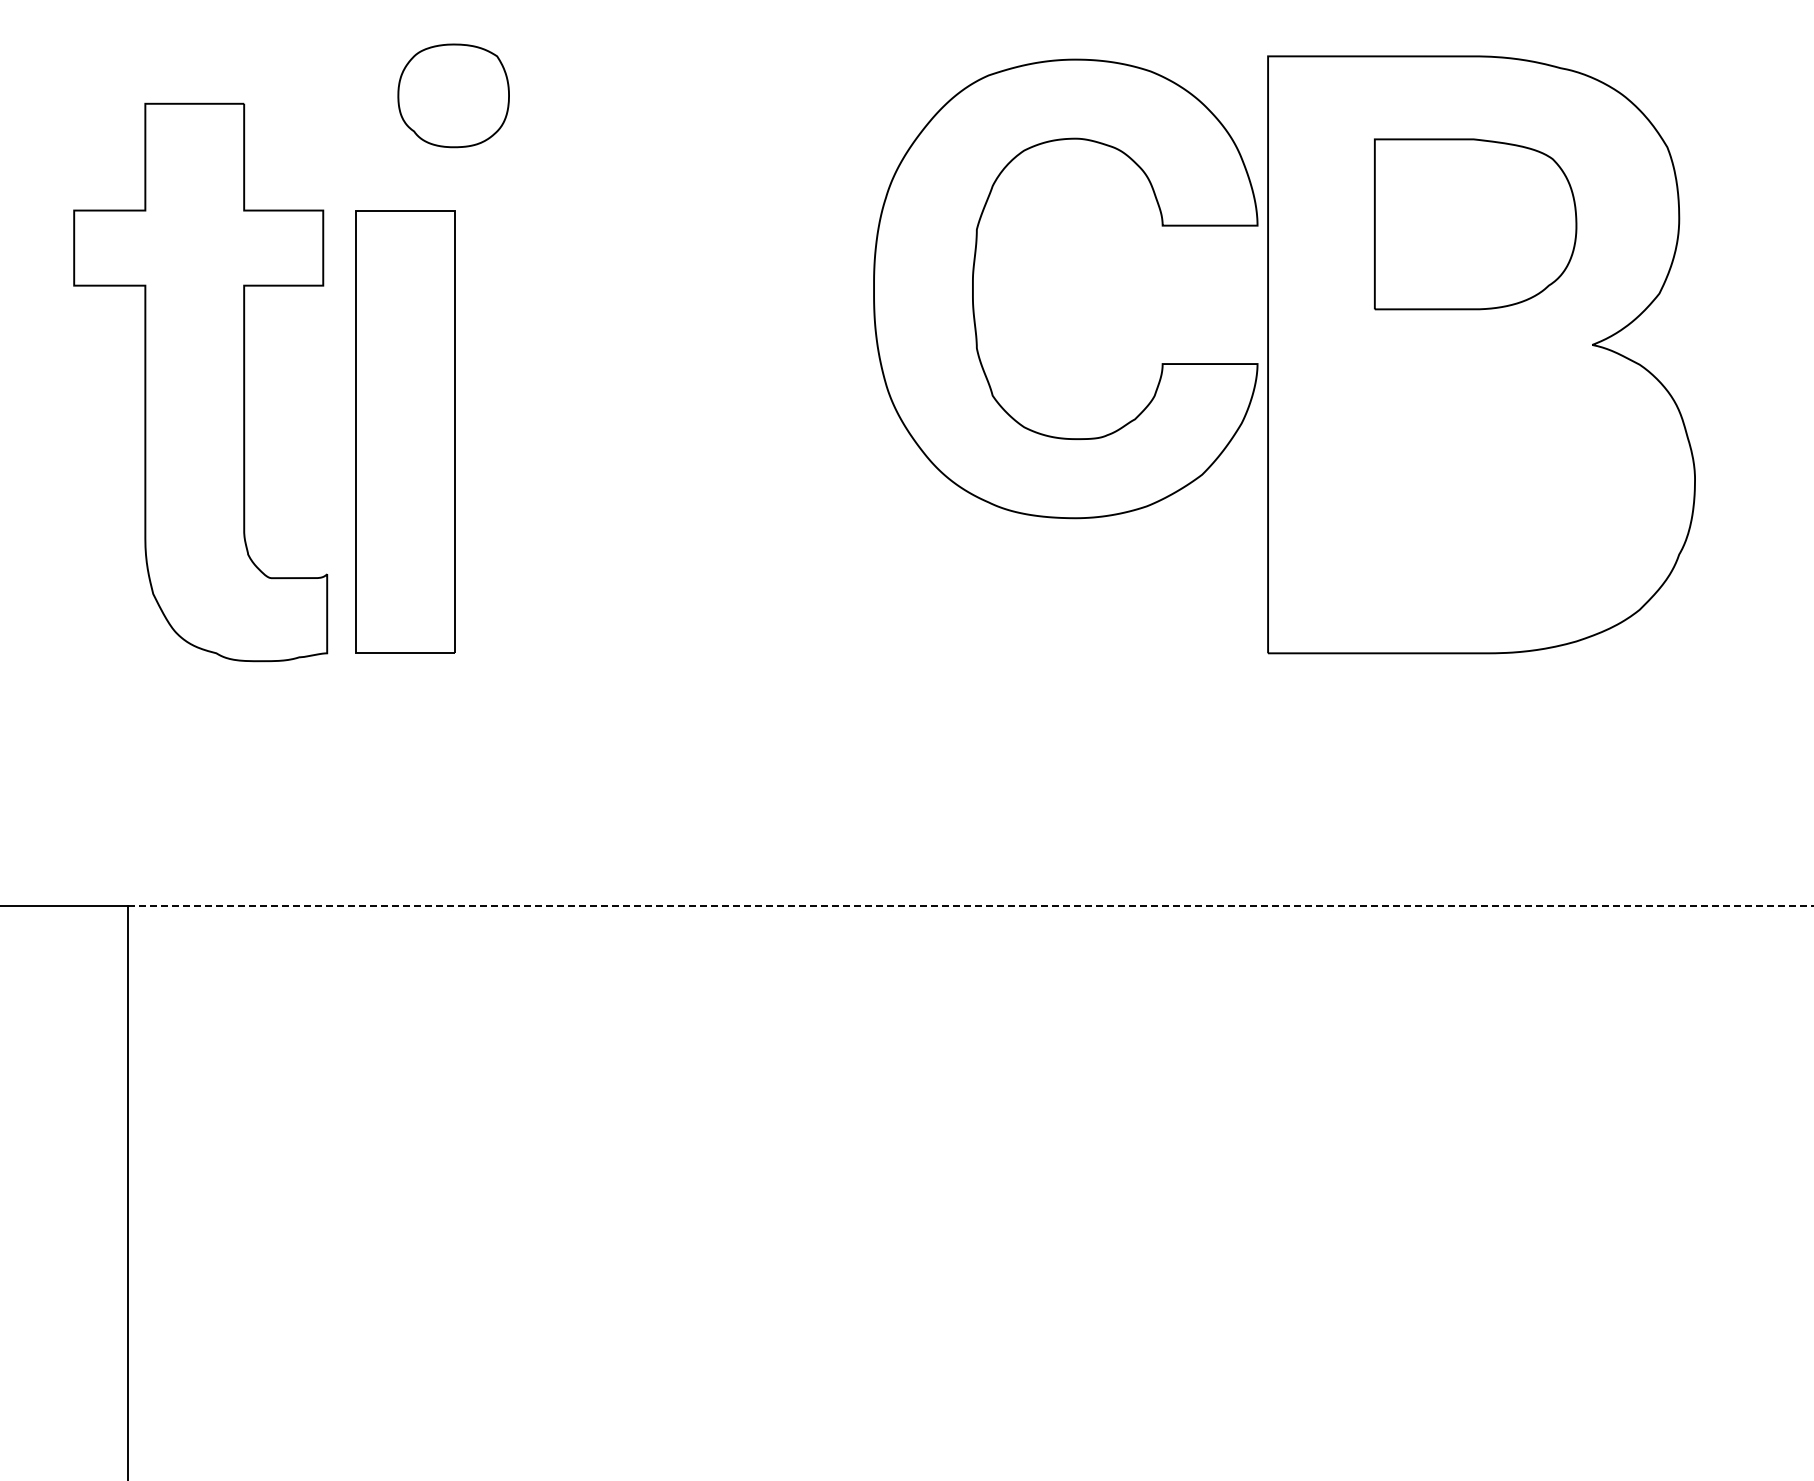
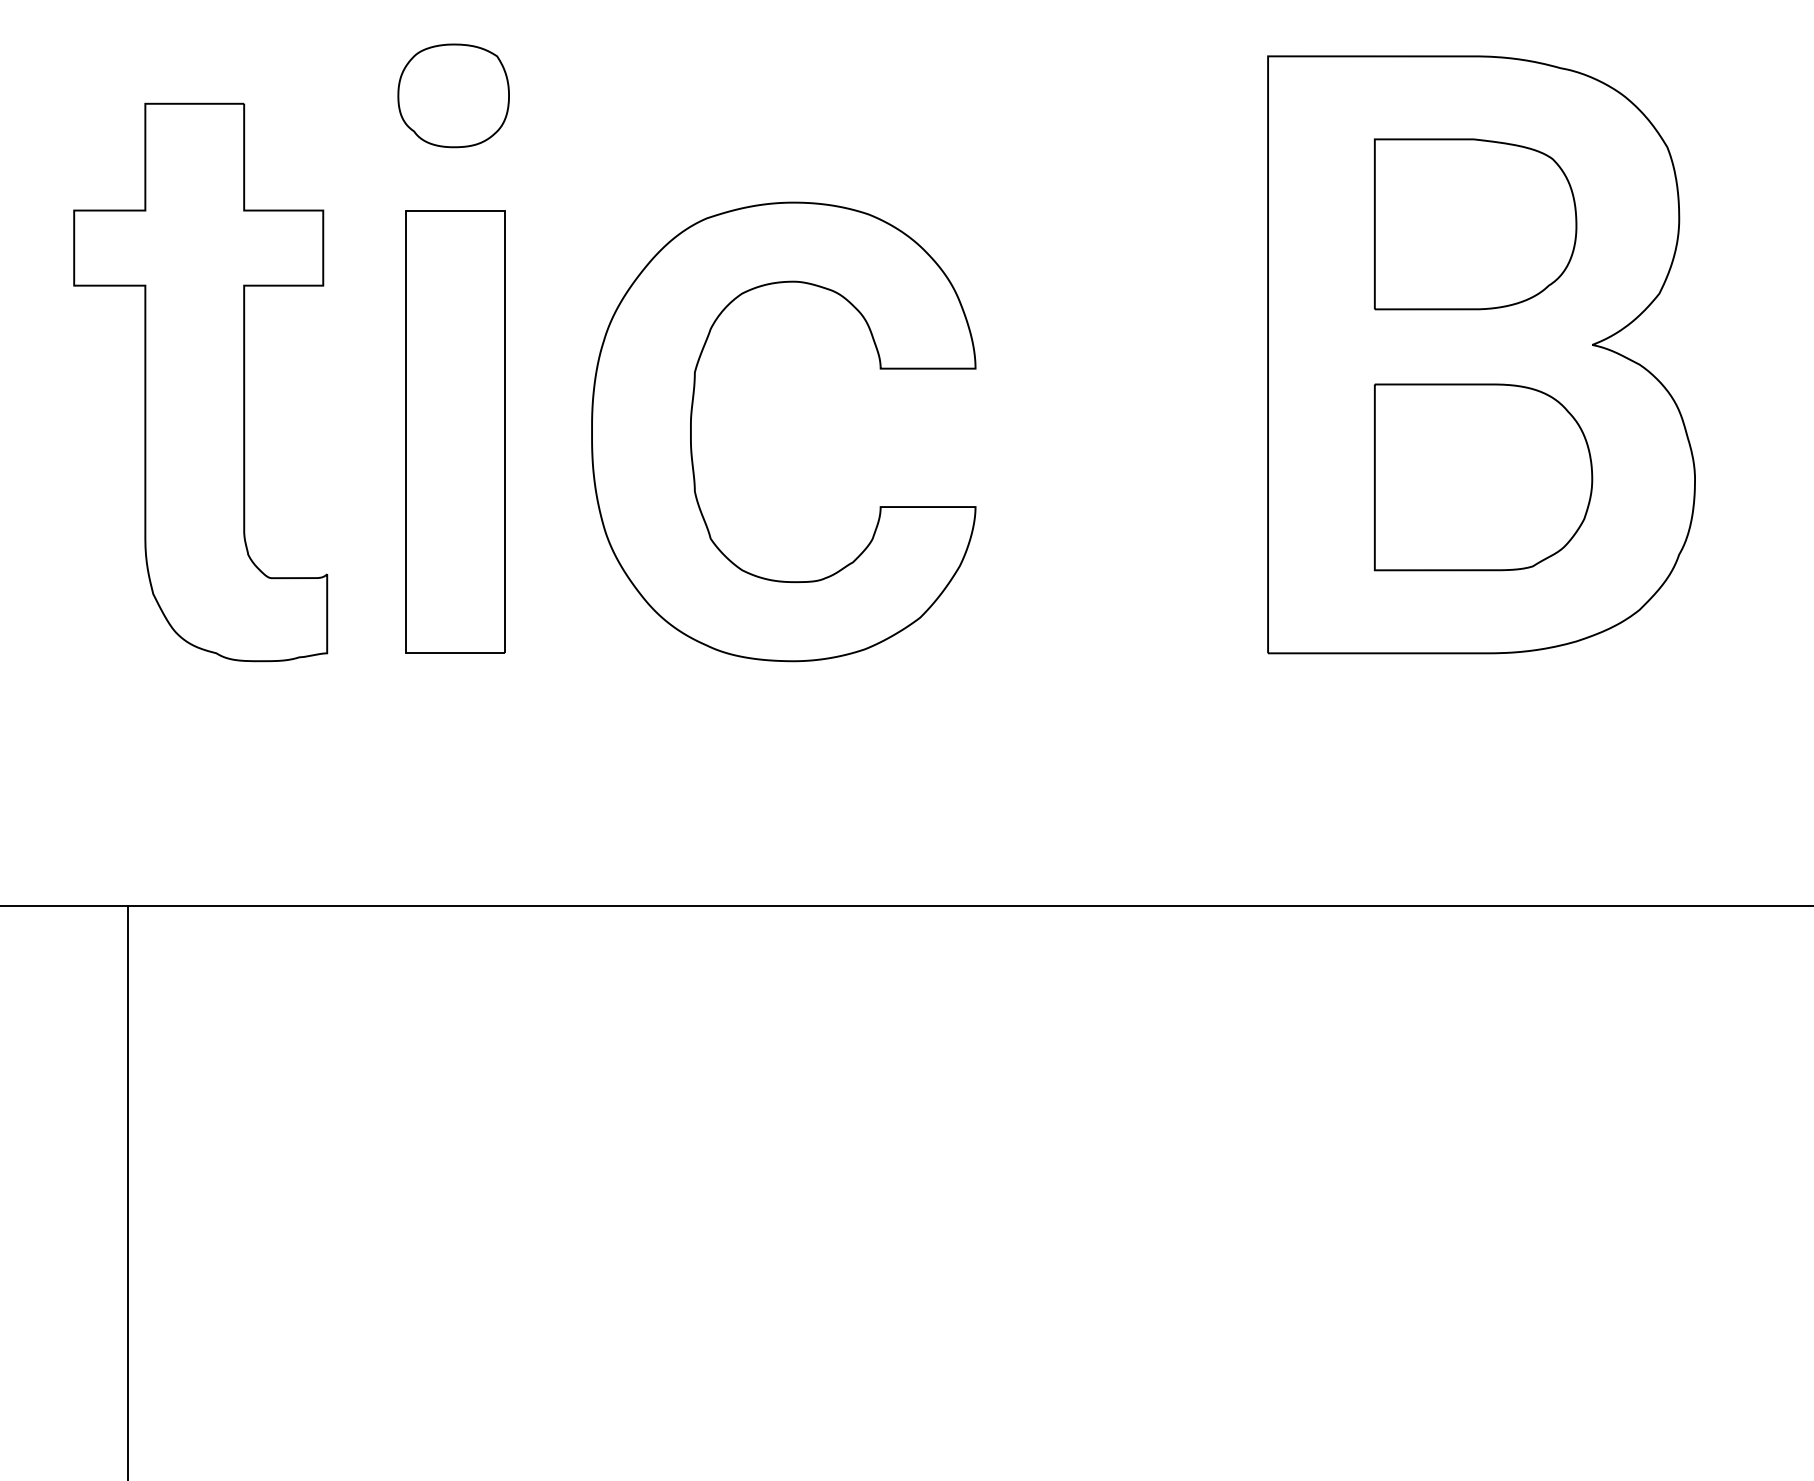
part position: (973, 288) -> (691, 431) (691, 431)
part position: (405, 431) -> (455, 431) (455, 431)
part: none -> present (1483, 477)
line: dashed -> solid (970, 905)
